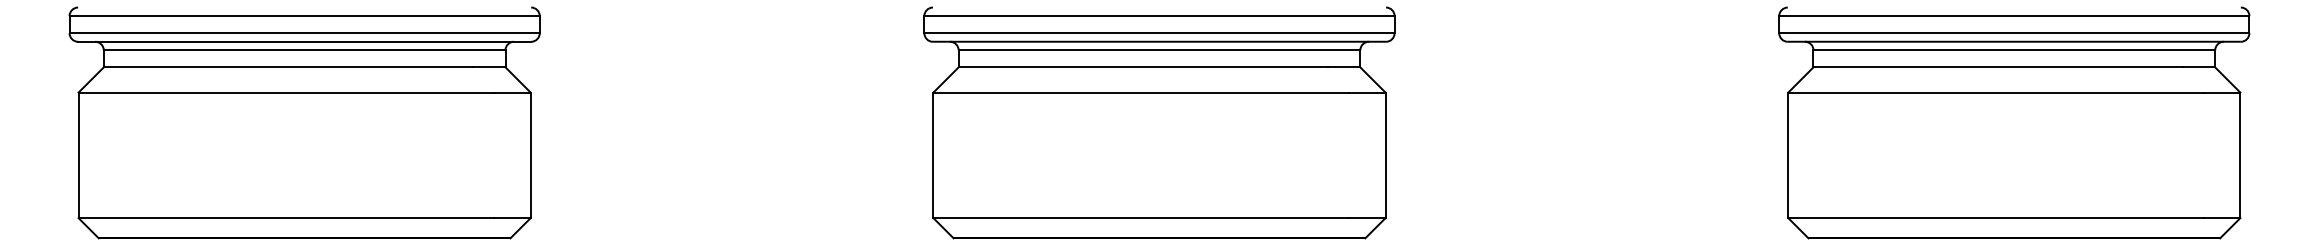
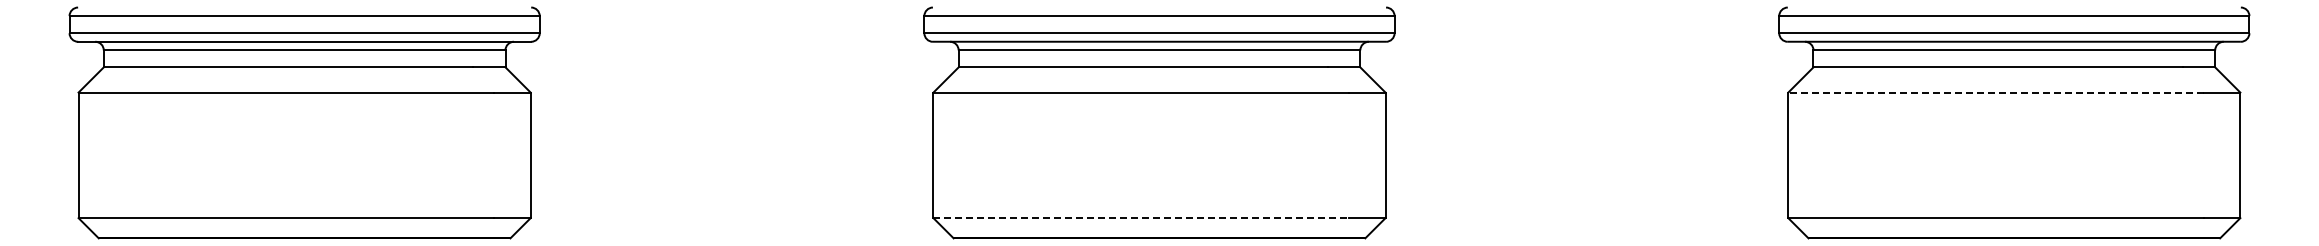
line: solid -> dashed (1995, 92)
line: solid -> dashed (1141, 218)
